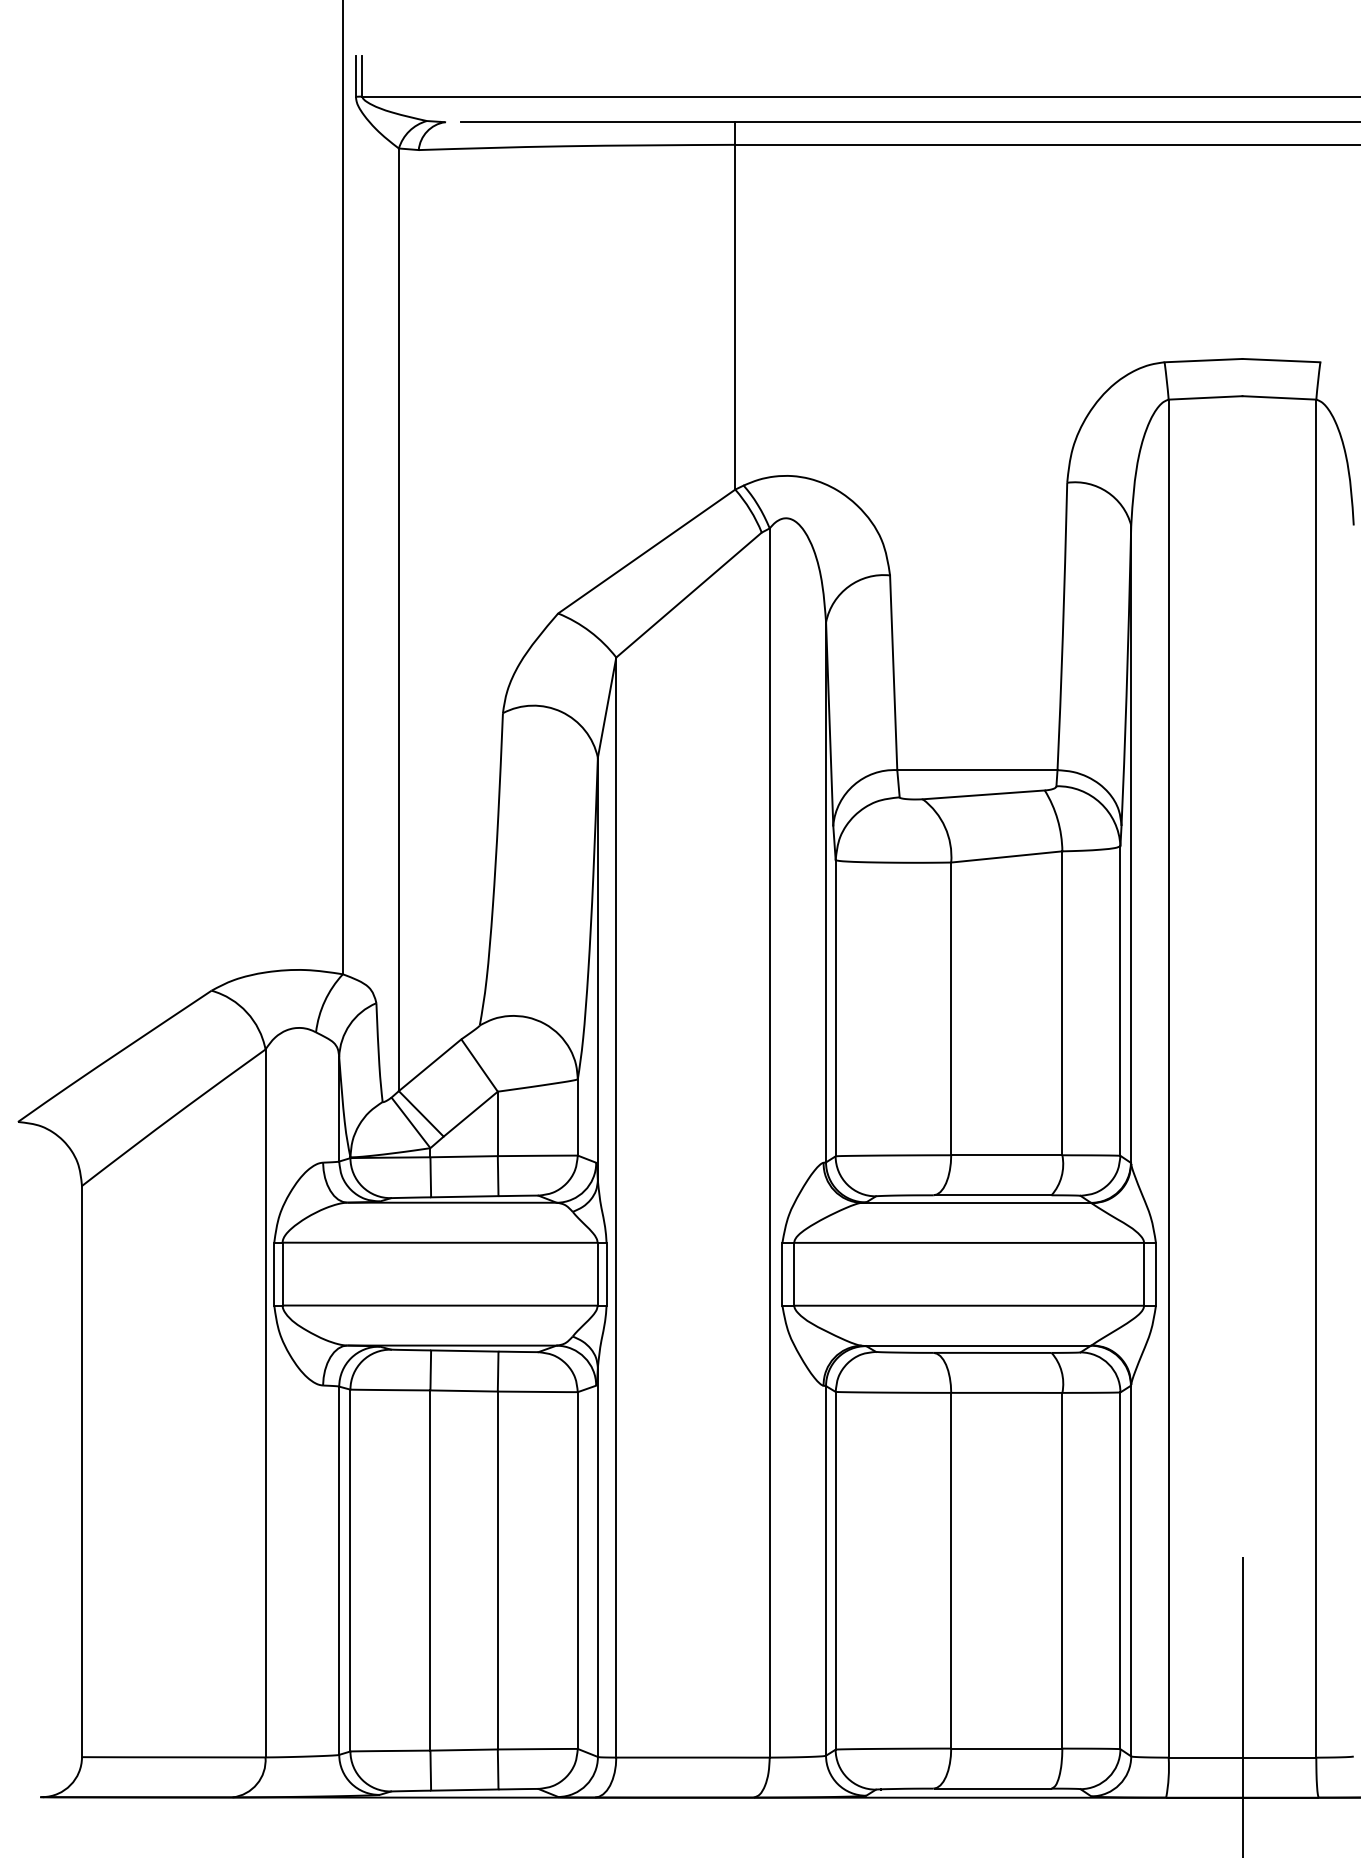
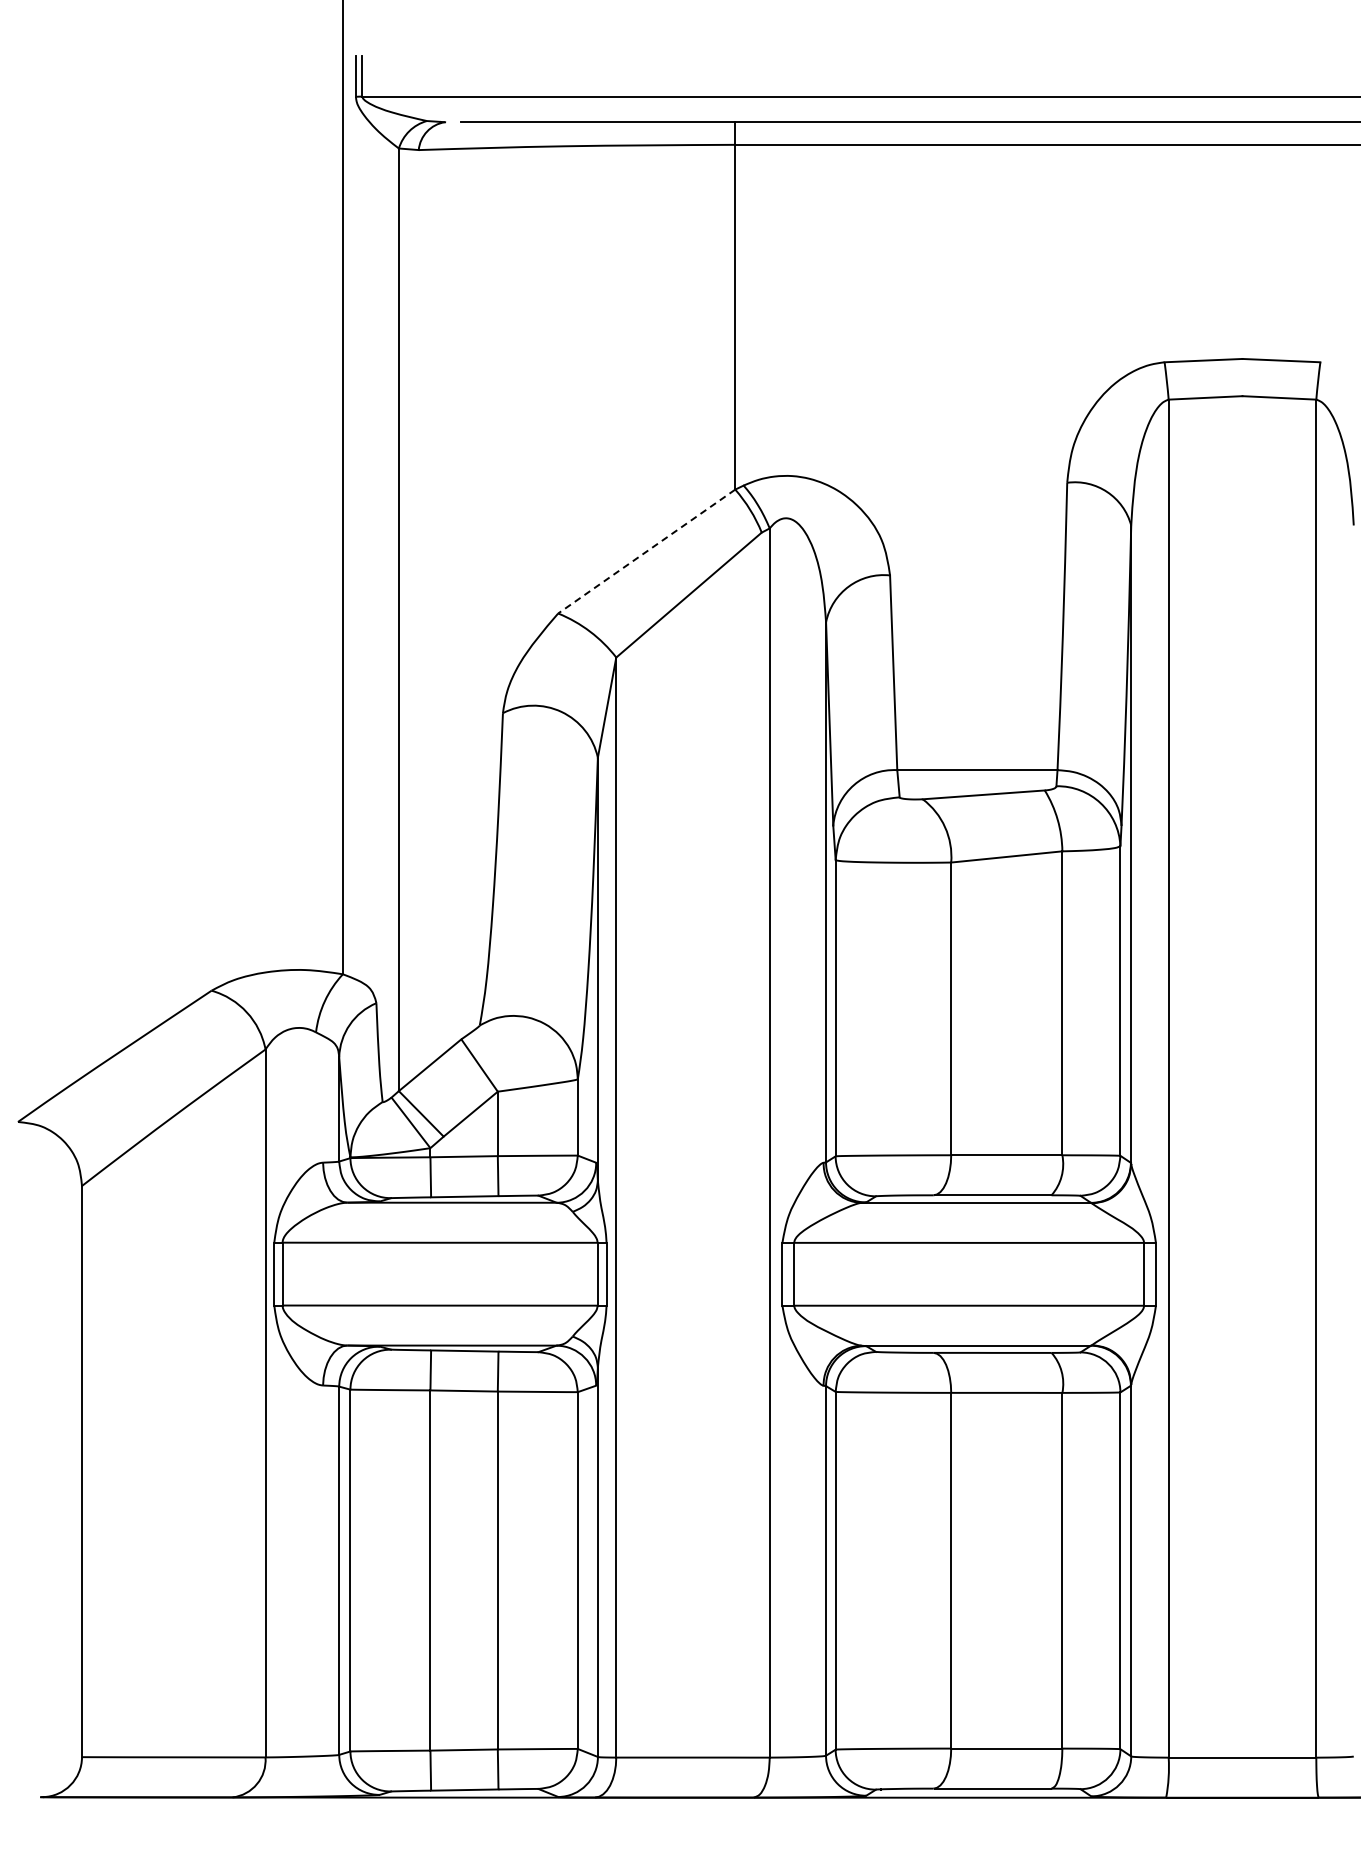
line: solid -> dashed (646, 551)
line: present -> none (1242, 1705)
